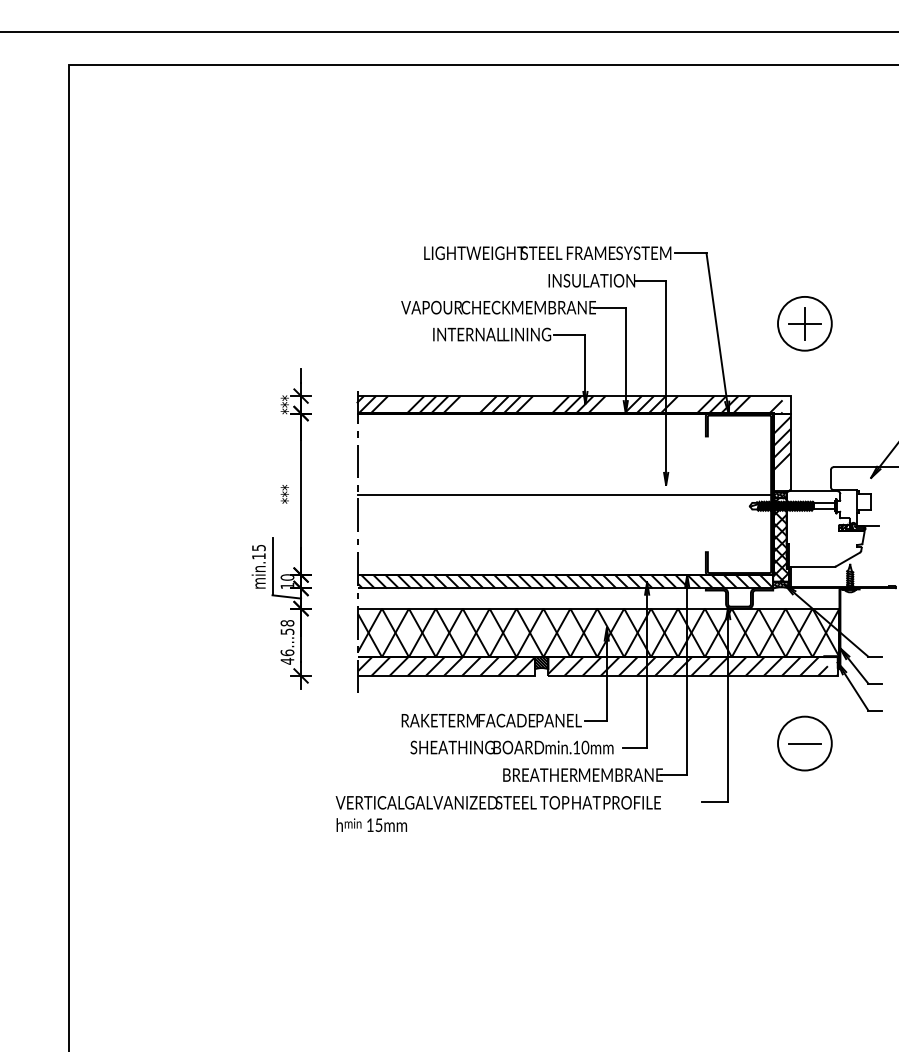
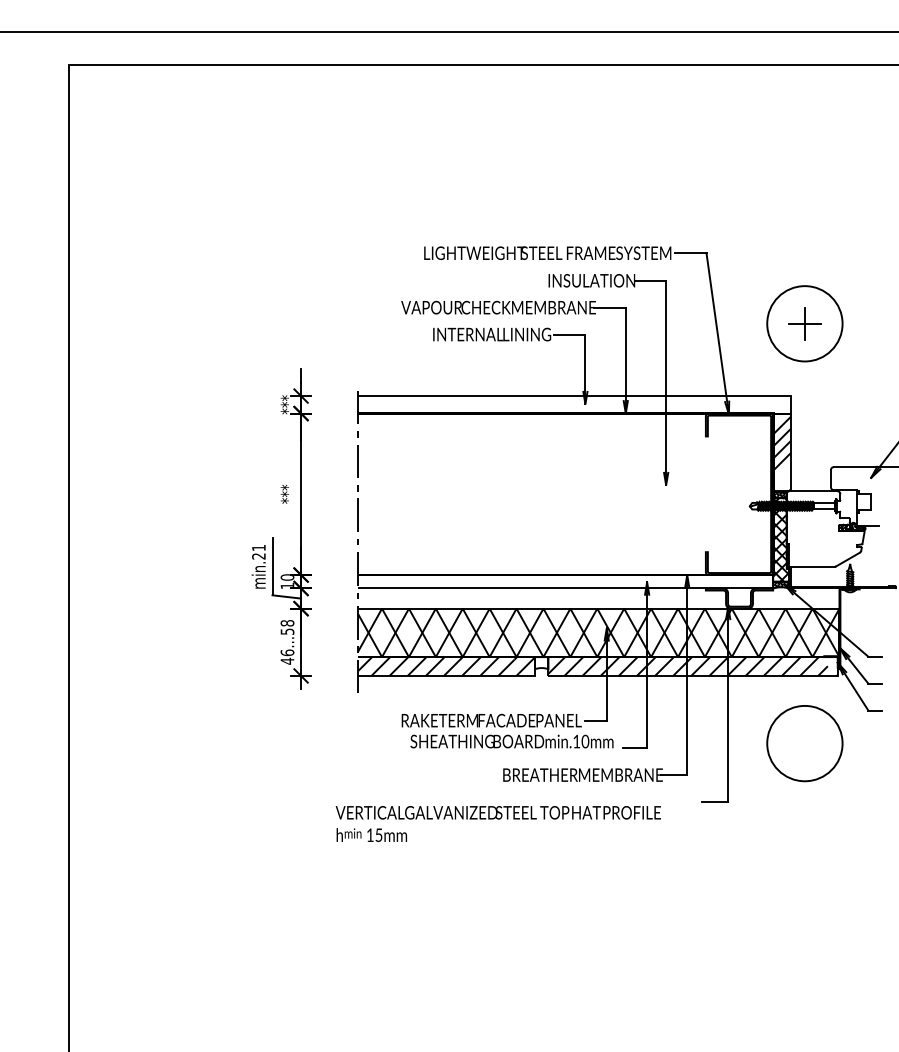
circle diameter: 54 px -> 75 px (804, 323)
hatch: present -> none (569, 404)
line: present -> none (564, 494)
text: min.15 -> min.21 (258, 552)
hatch: present -> none (565, 581)
hatch: present -> none (541, 663)
circle diameter: 54 px -> 75 px (804, 743)
line: present -> none (804, 743)
text position: (511, 747) -> (511, 741) (511, 741)
text position: (497, 813) -> (497, 823) (497, 823)
